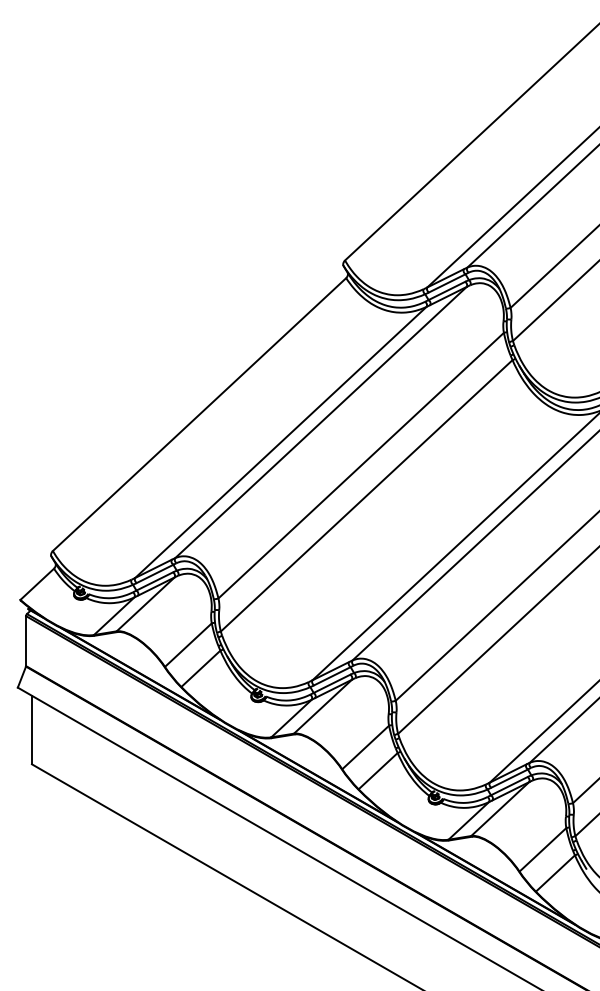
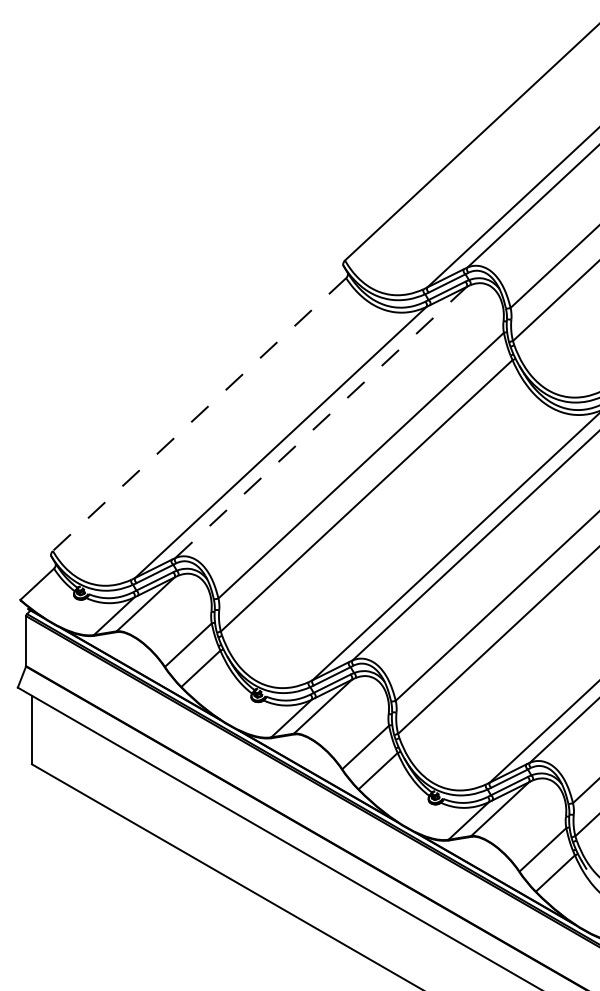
line: solid -> dashed (199, 414)
line: solid -> dashed (321, 422)
